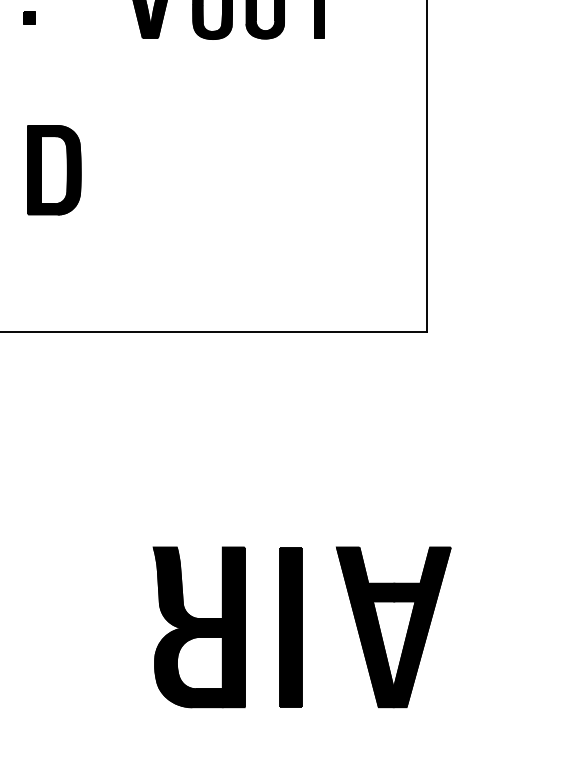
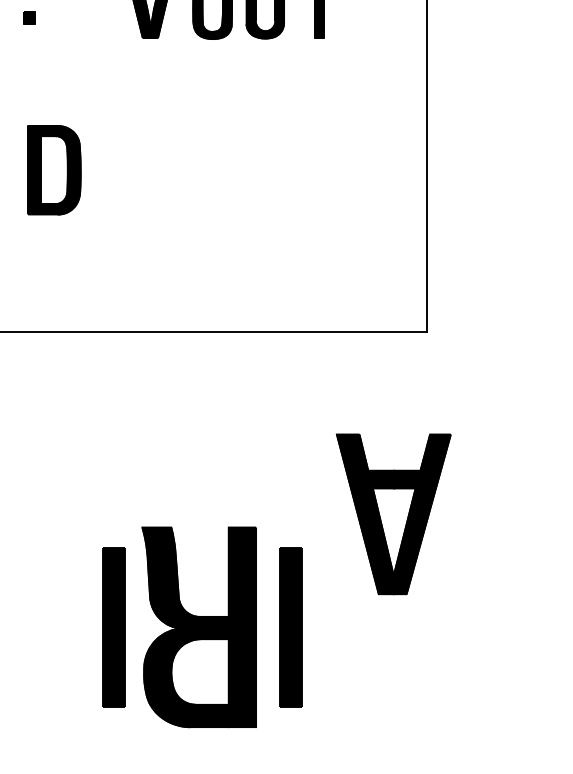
part: none -> present (113, 627)
part size: 94x163 px -> 116x203 px (198, 627)
part position: (393, 627) -> (393, 514) (393, 514)
